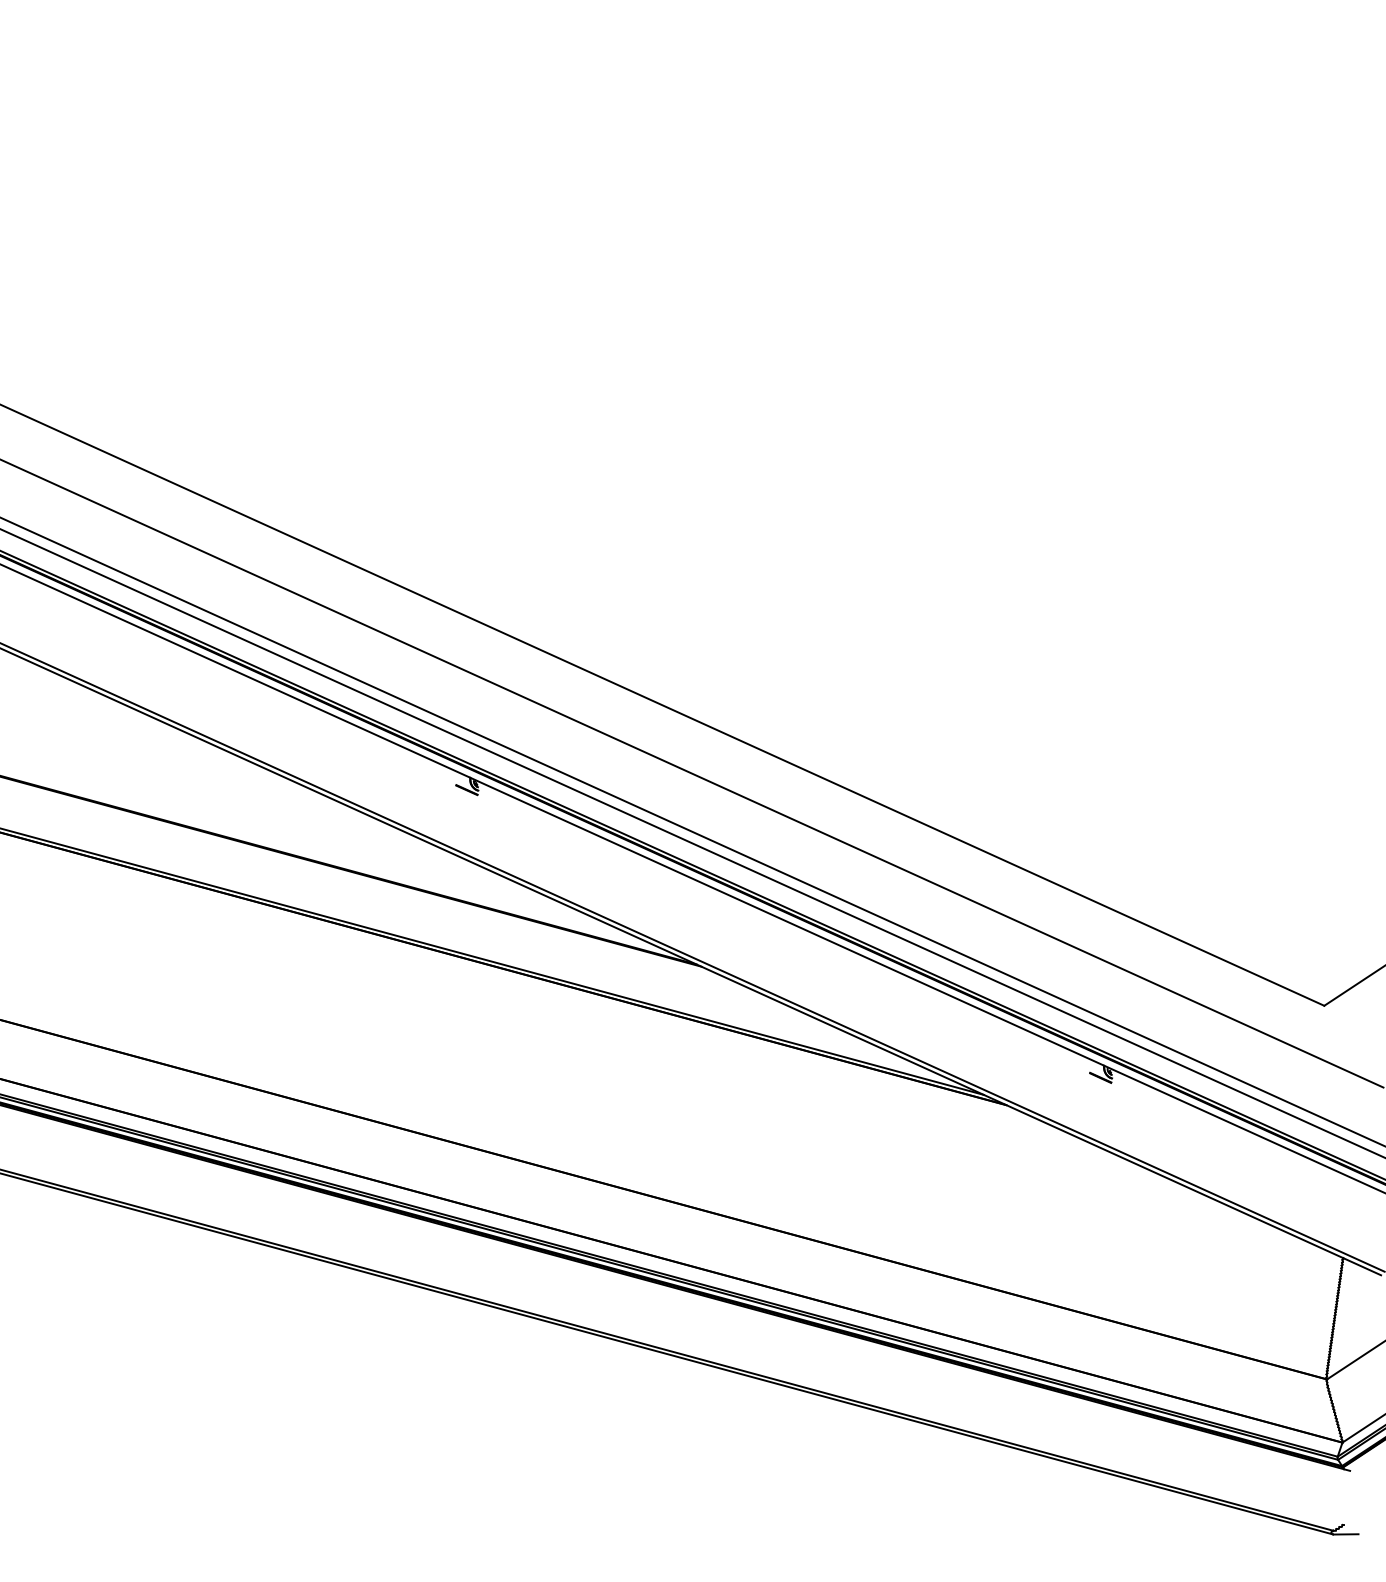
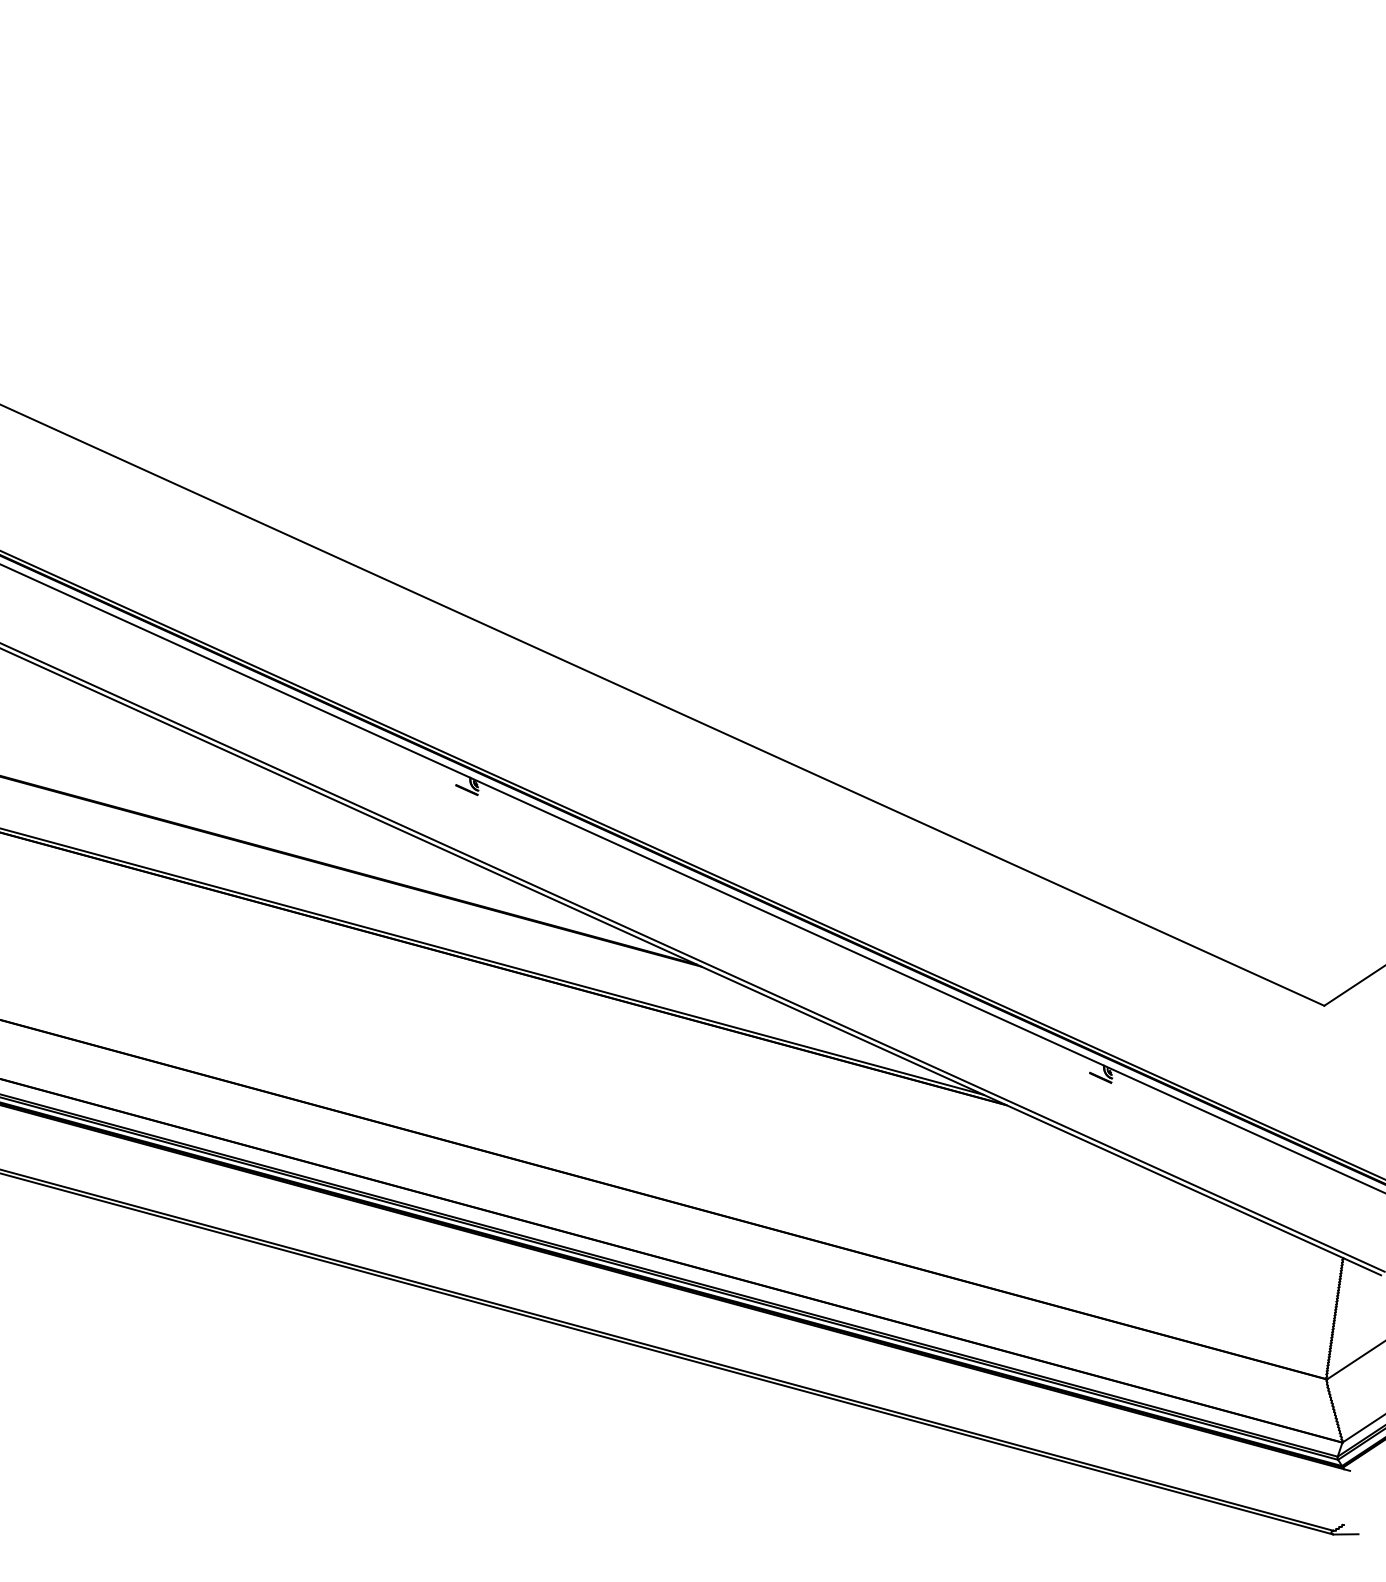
line: present -> none (692, 773)
line: present -> none (692, 831)
line: present -> none (692, 843)
